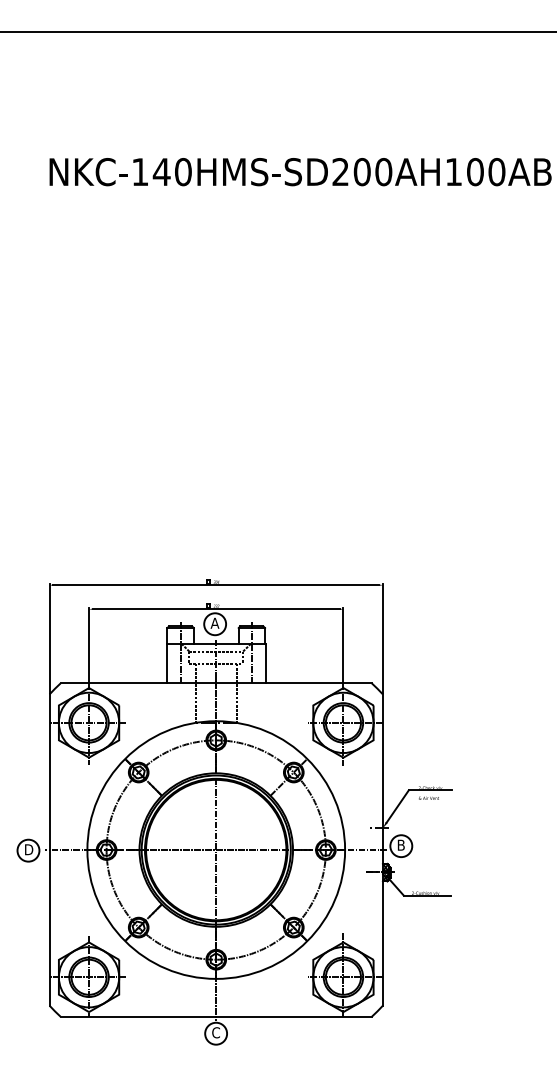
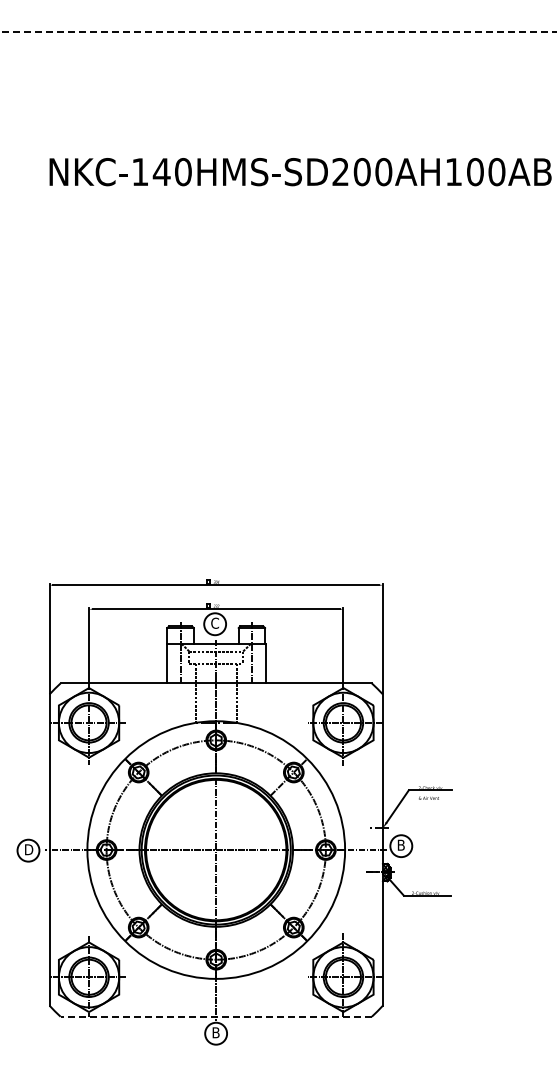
line: solid -> dashed (278, 32)
text: A -> C (214, 622)
line: solid -> dashed (216, 1016)
text: C -> B (215, 1032)
